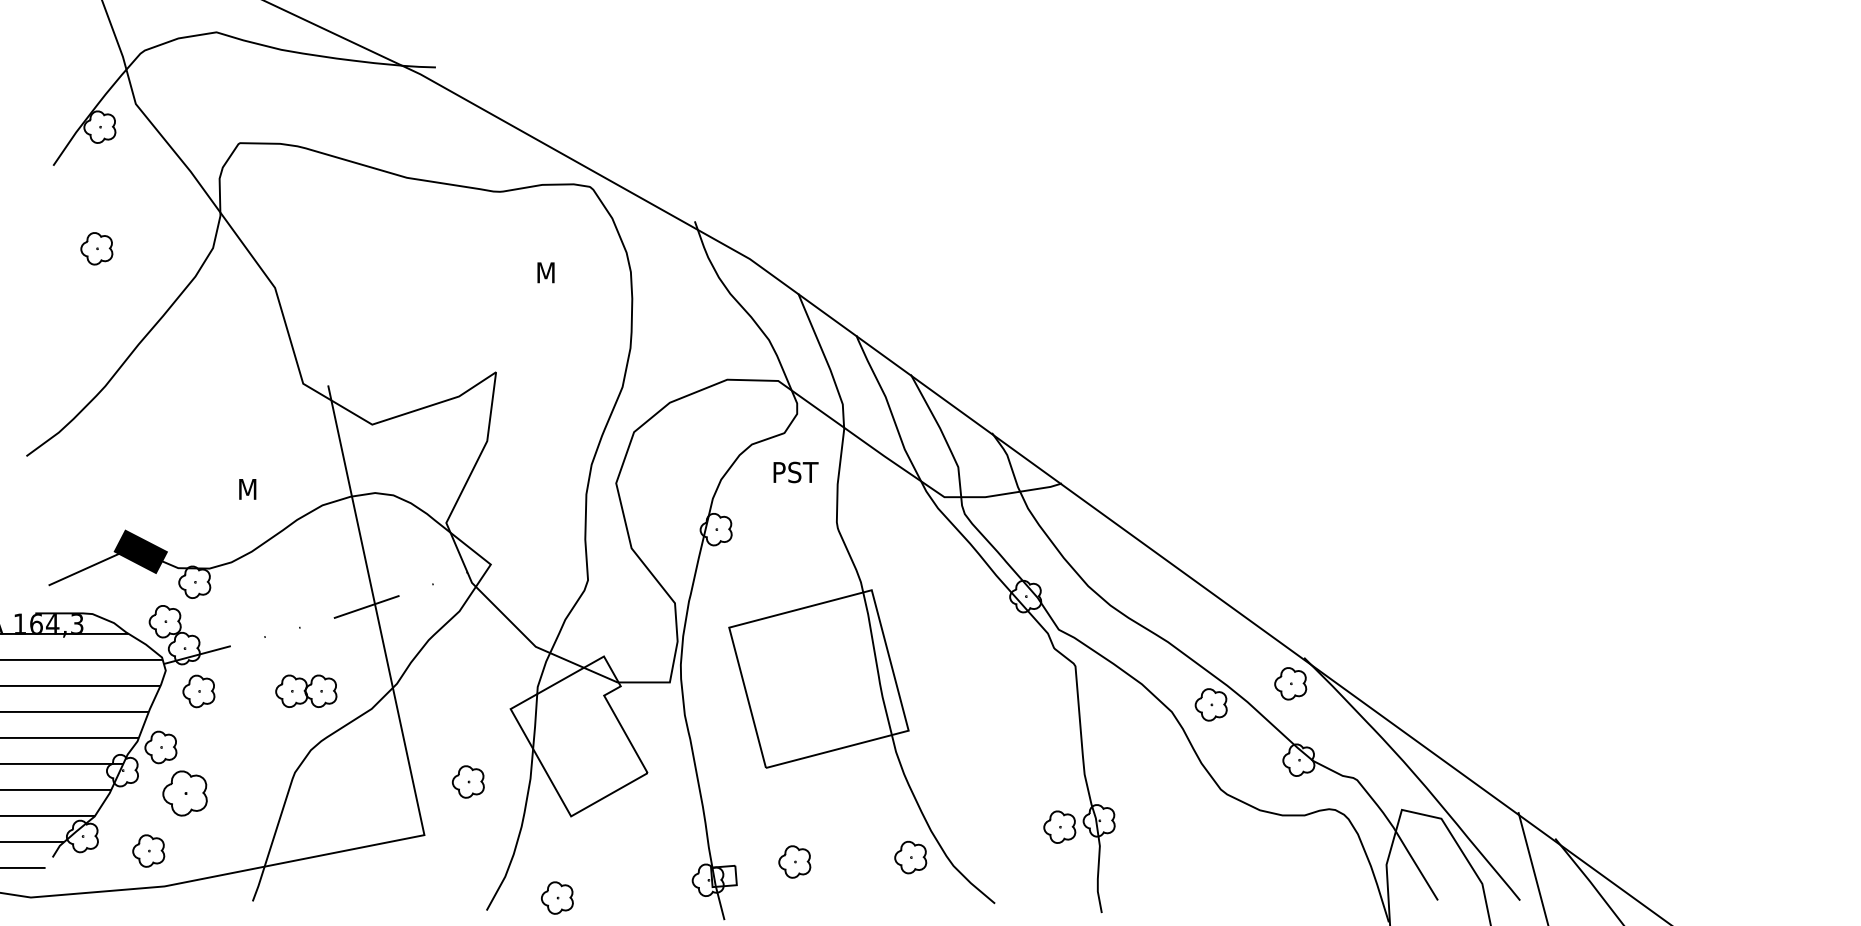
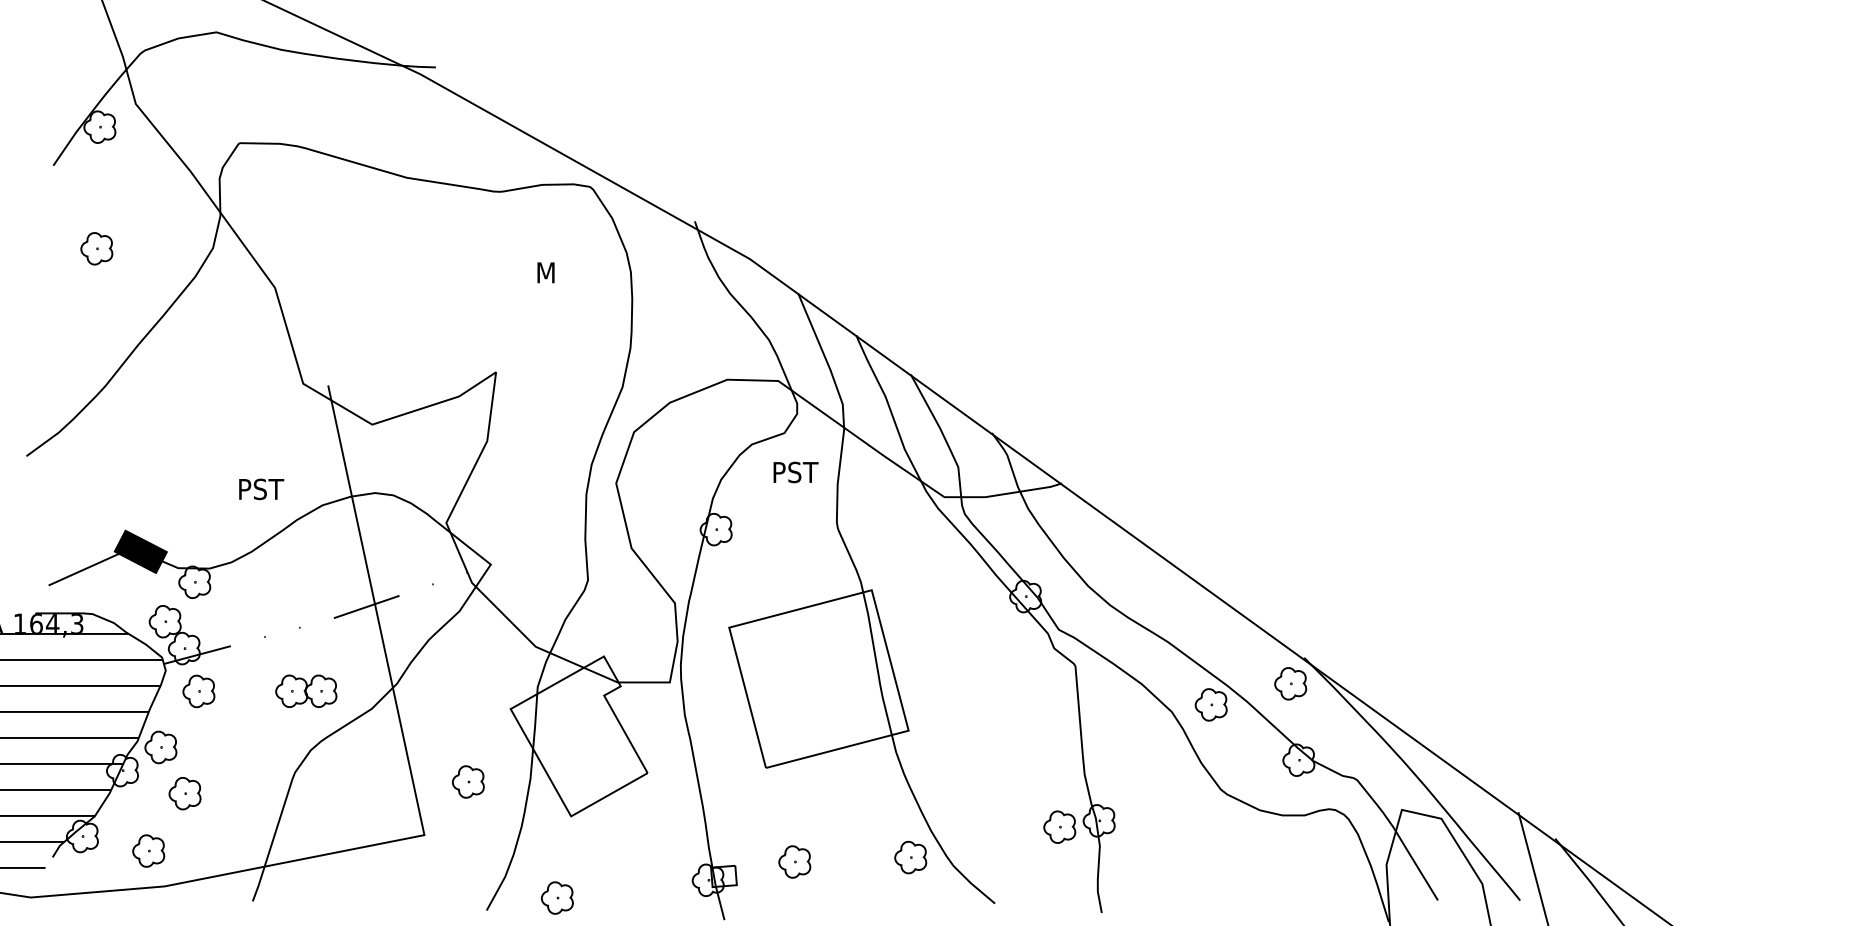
text: M -> PST (262, 489)
part size: 46x47 px -> 34x34 px (184, 793)
